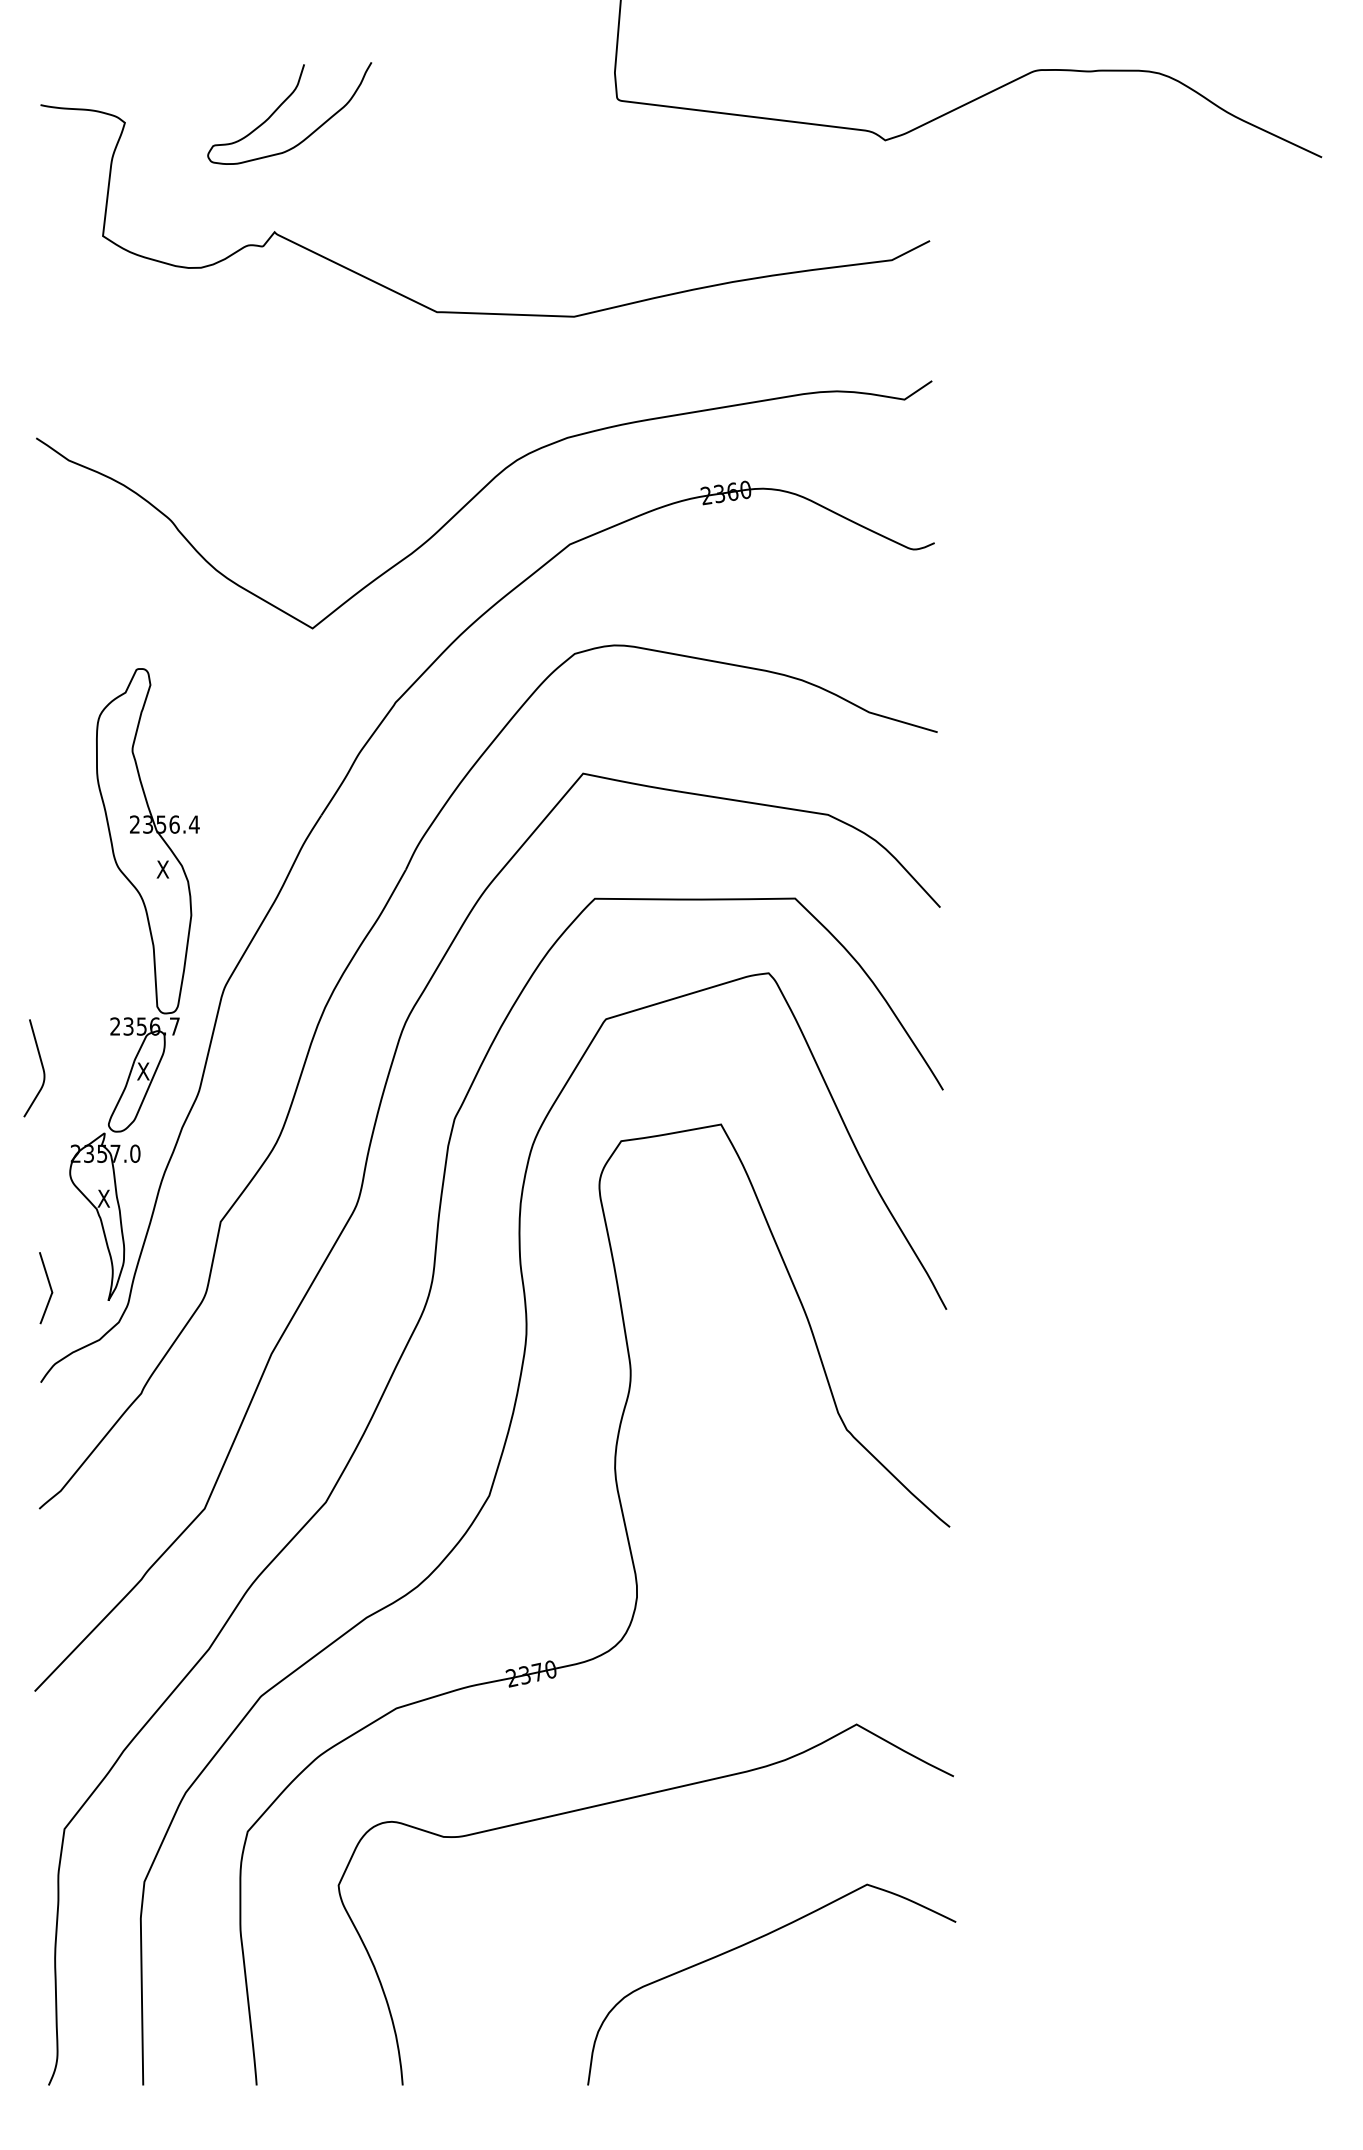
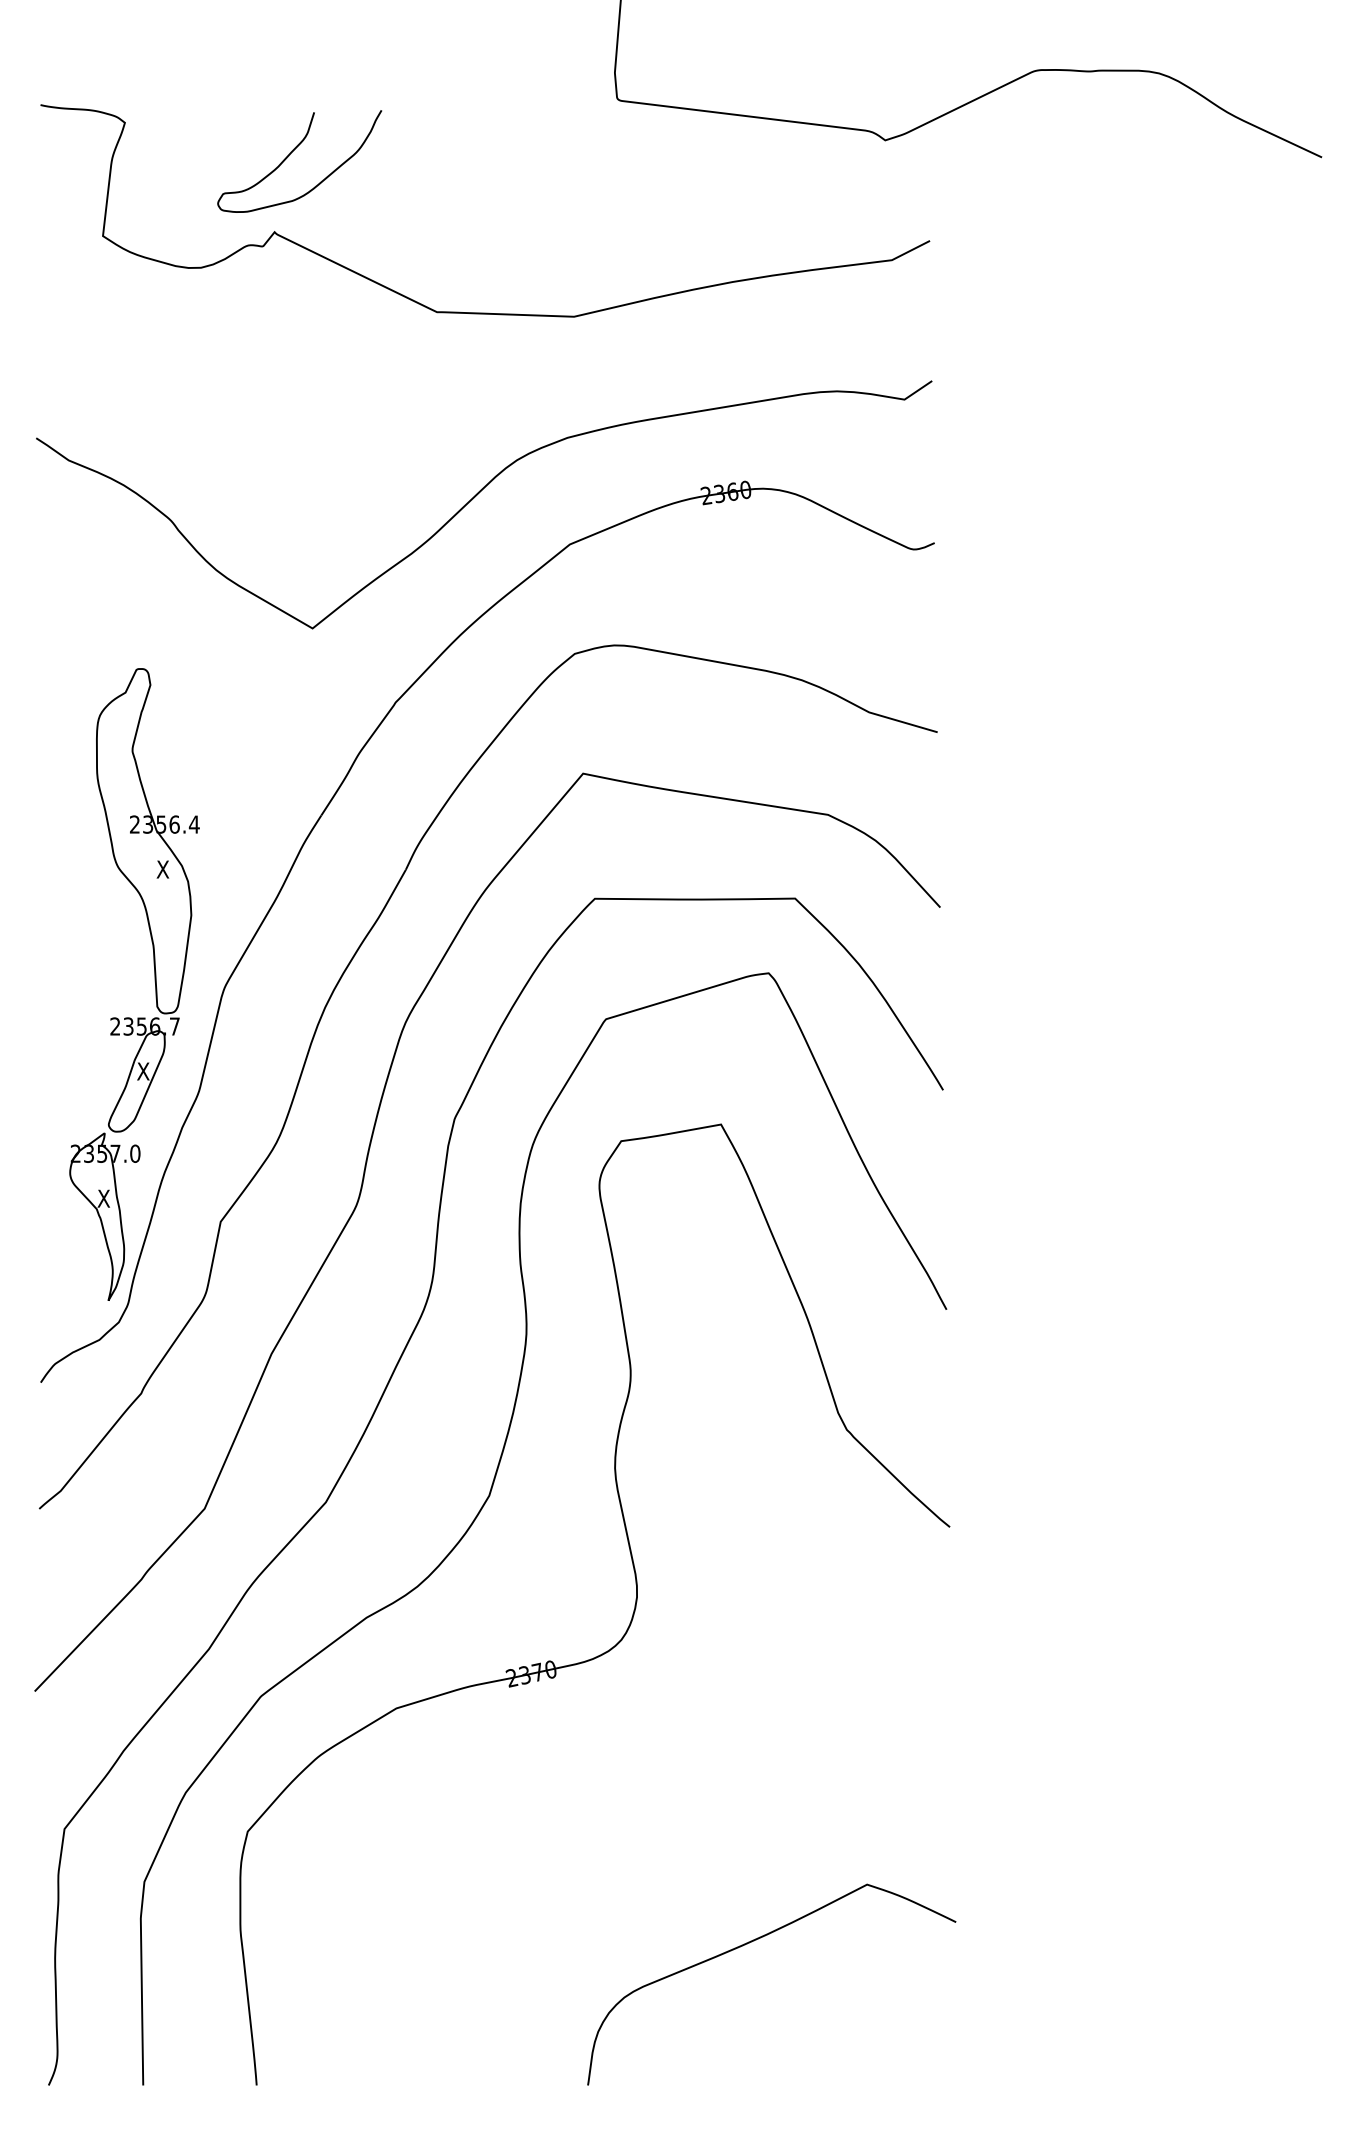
curve position: (279, 108) -> (289, 156) (289, 156)
curve: present -> none (41, 1066)
curve: present -> none (49, 1287)
curve: present -> none (621, 1801)
